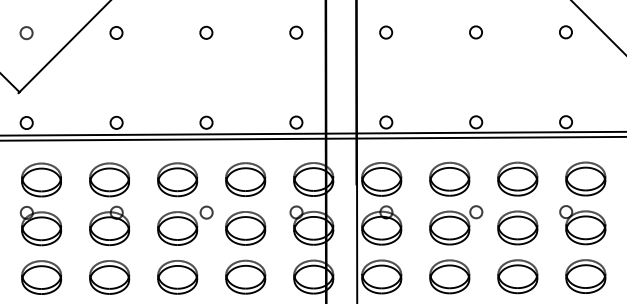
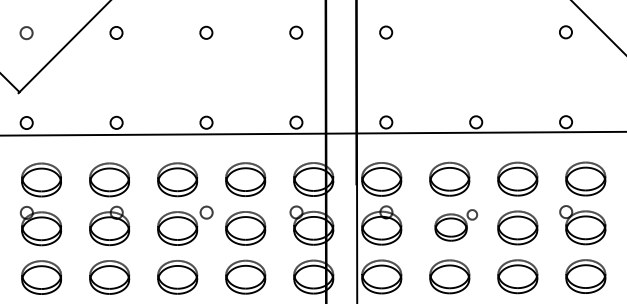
circle: present -> none (475, 32)
line: present -> none (312, 138)
part size: 55x41 px -> 45x33 px (456, 225)
